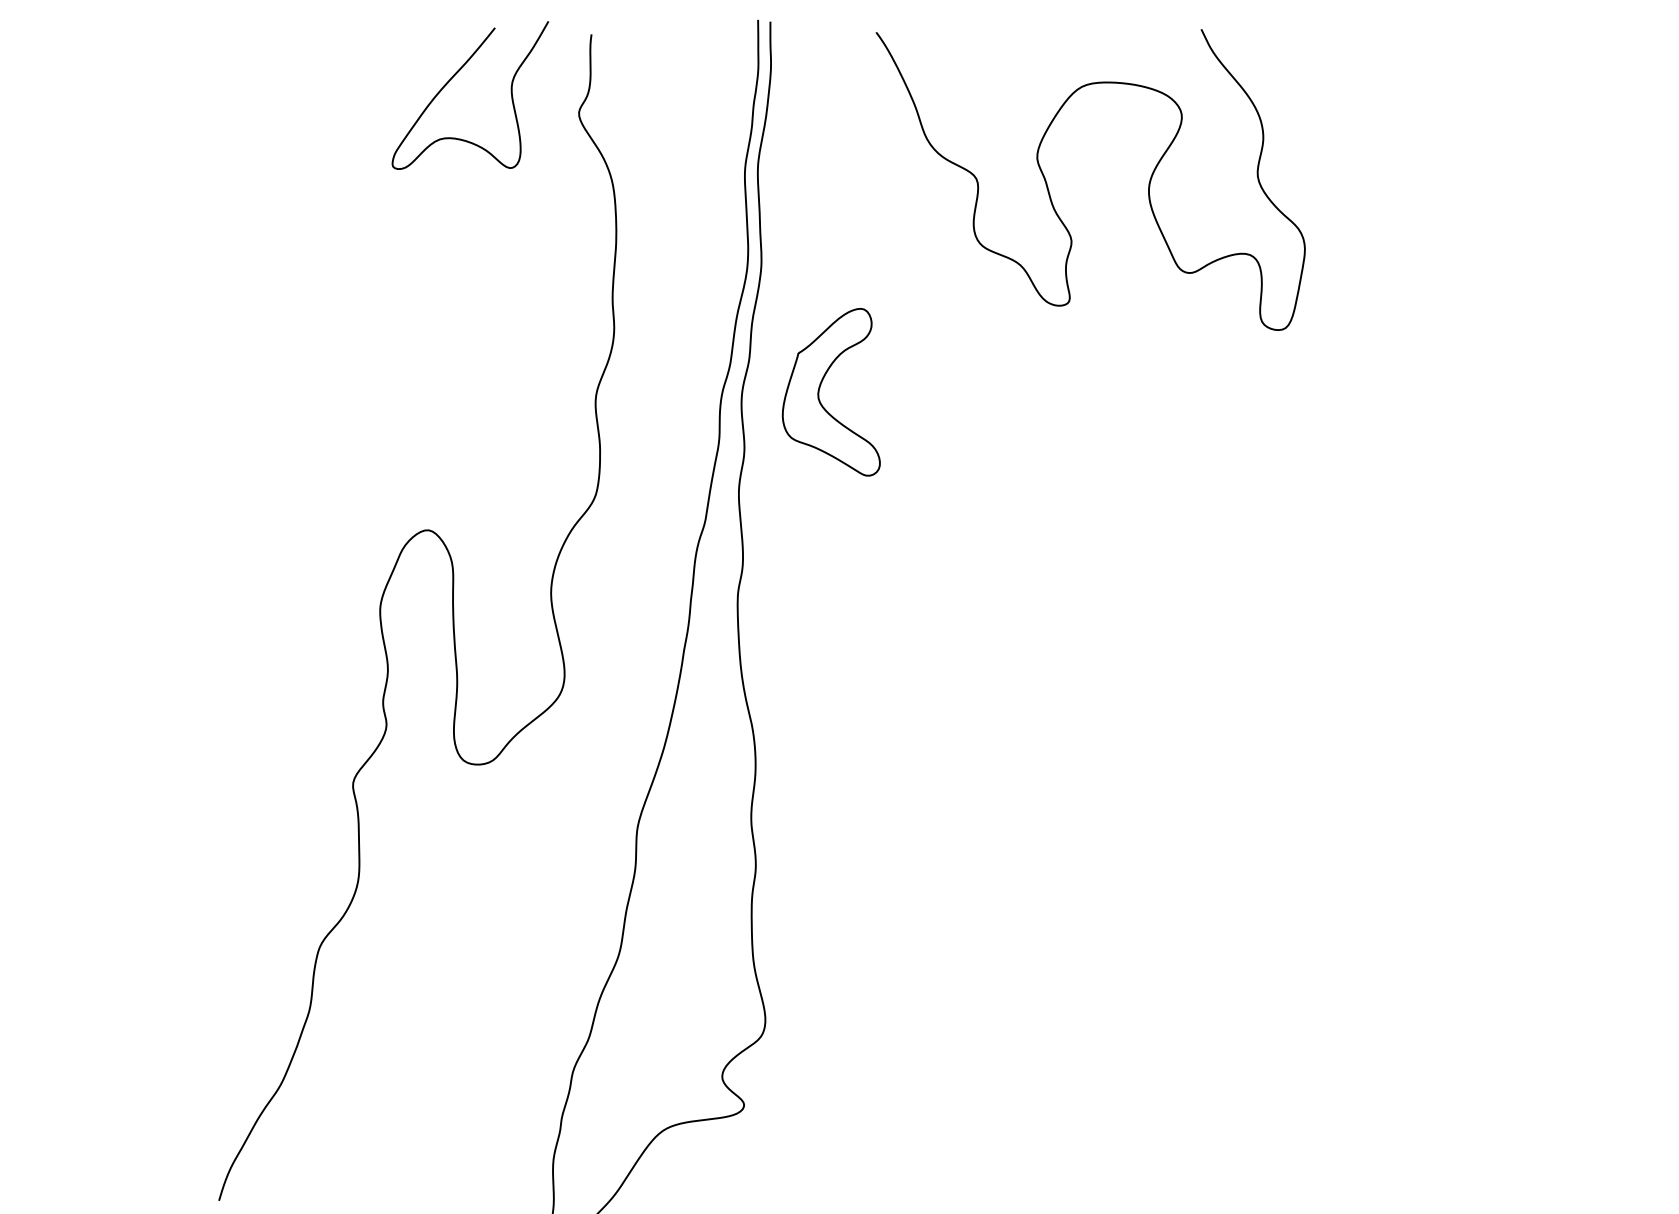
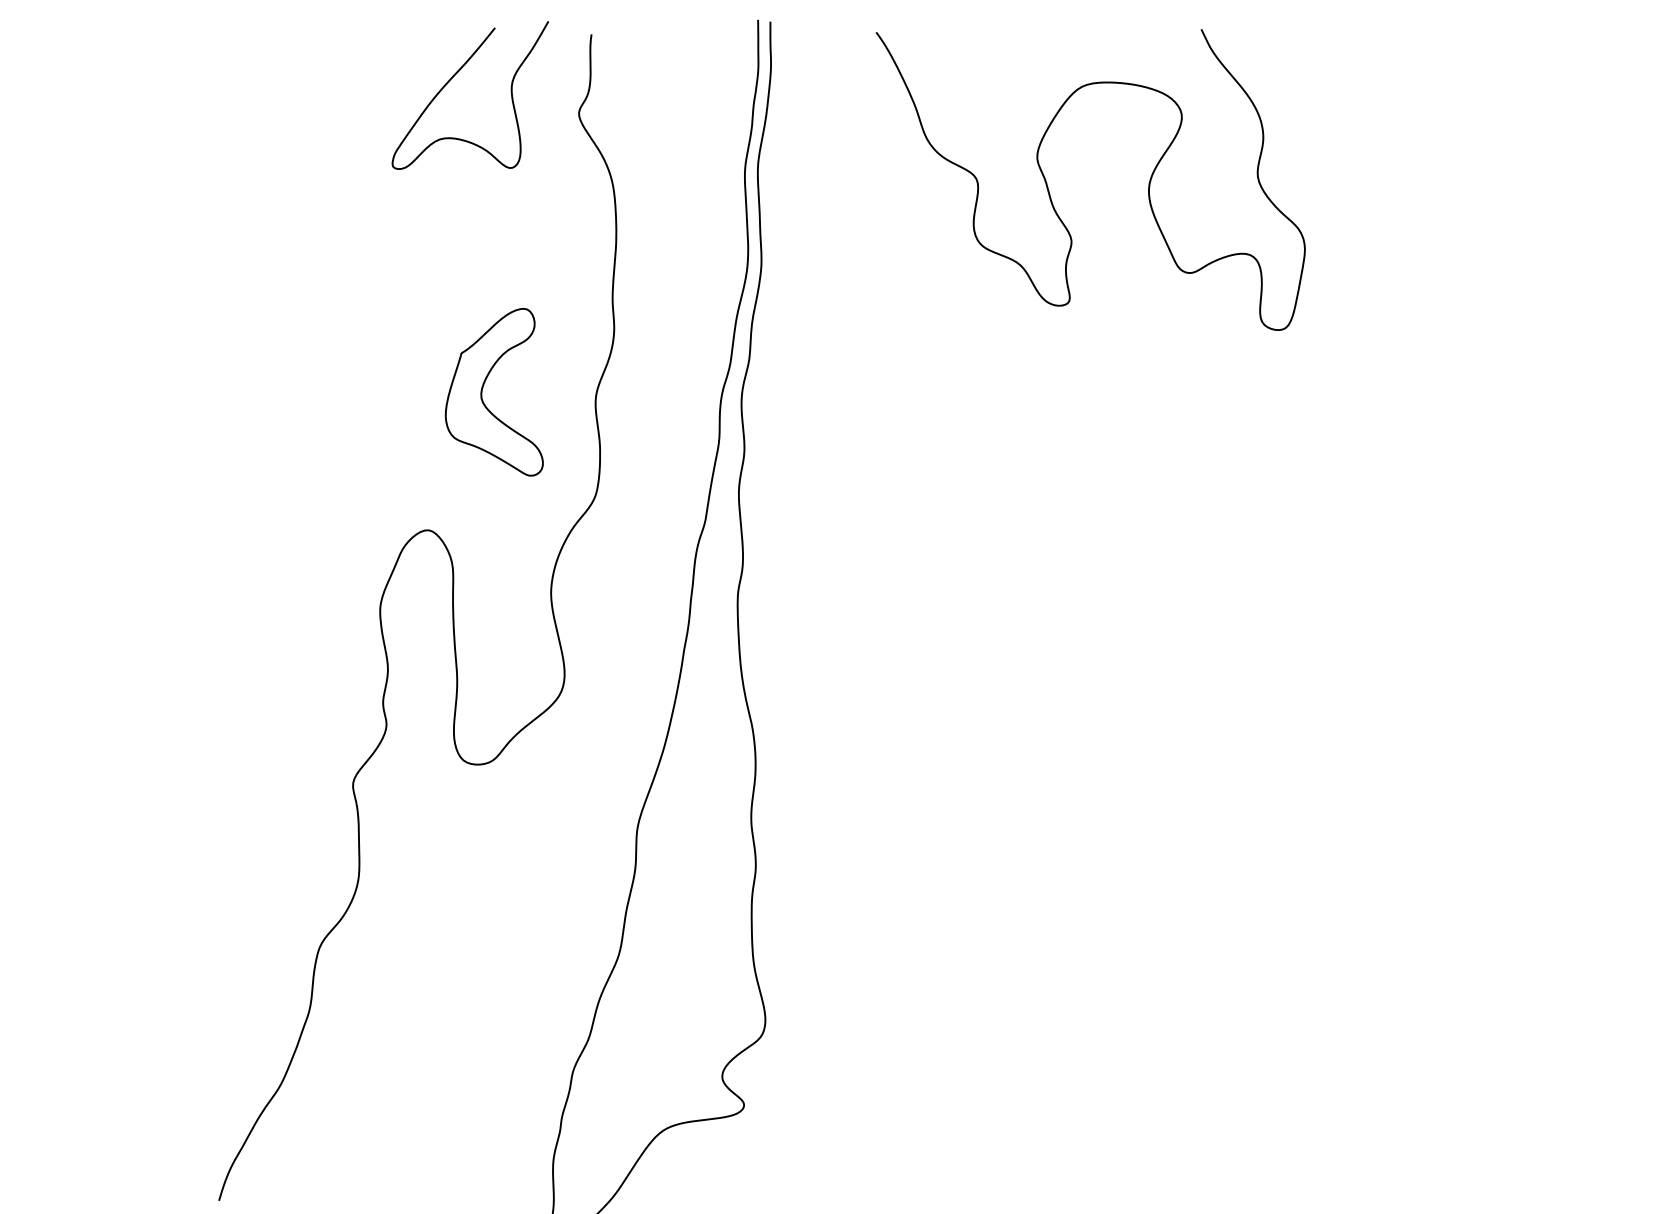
part position: (820, 388) -> (483, 388) (483, 388)
